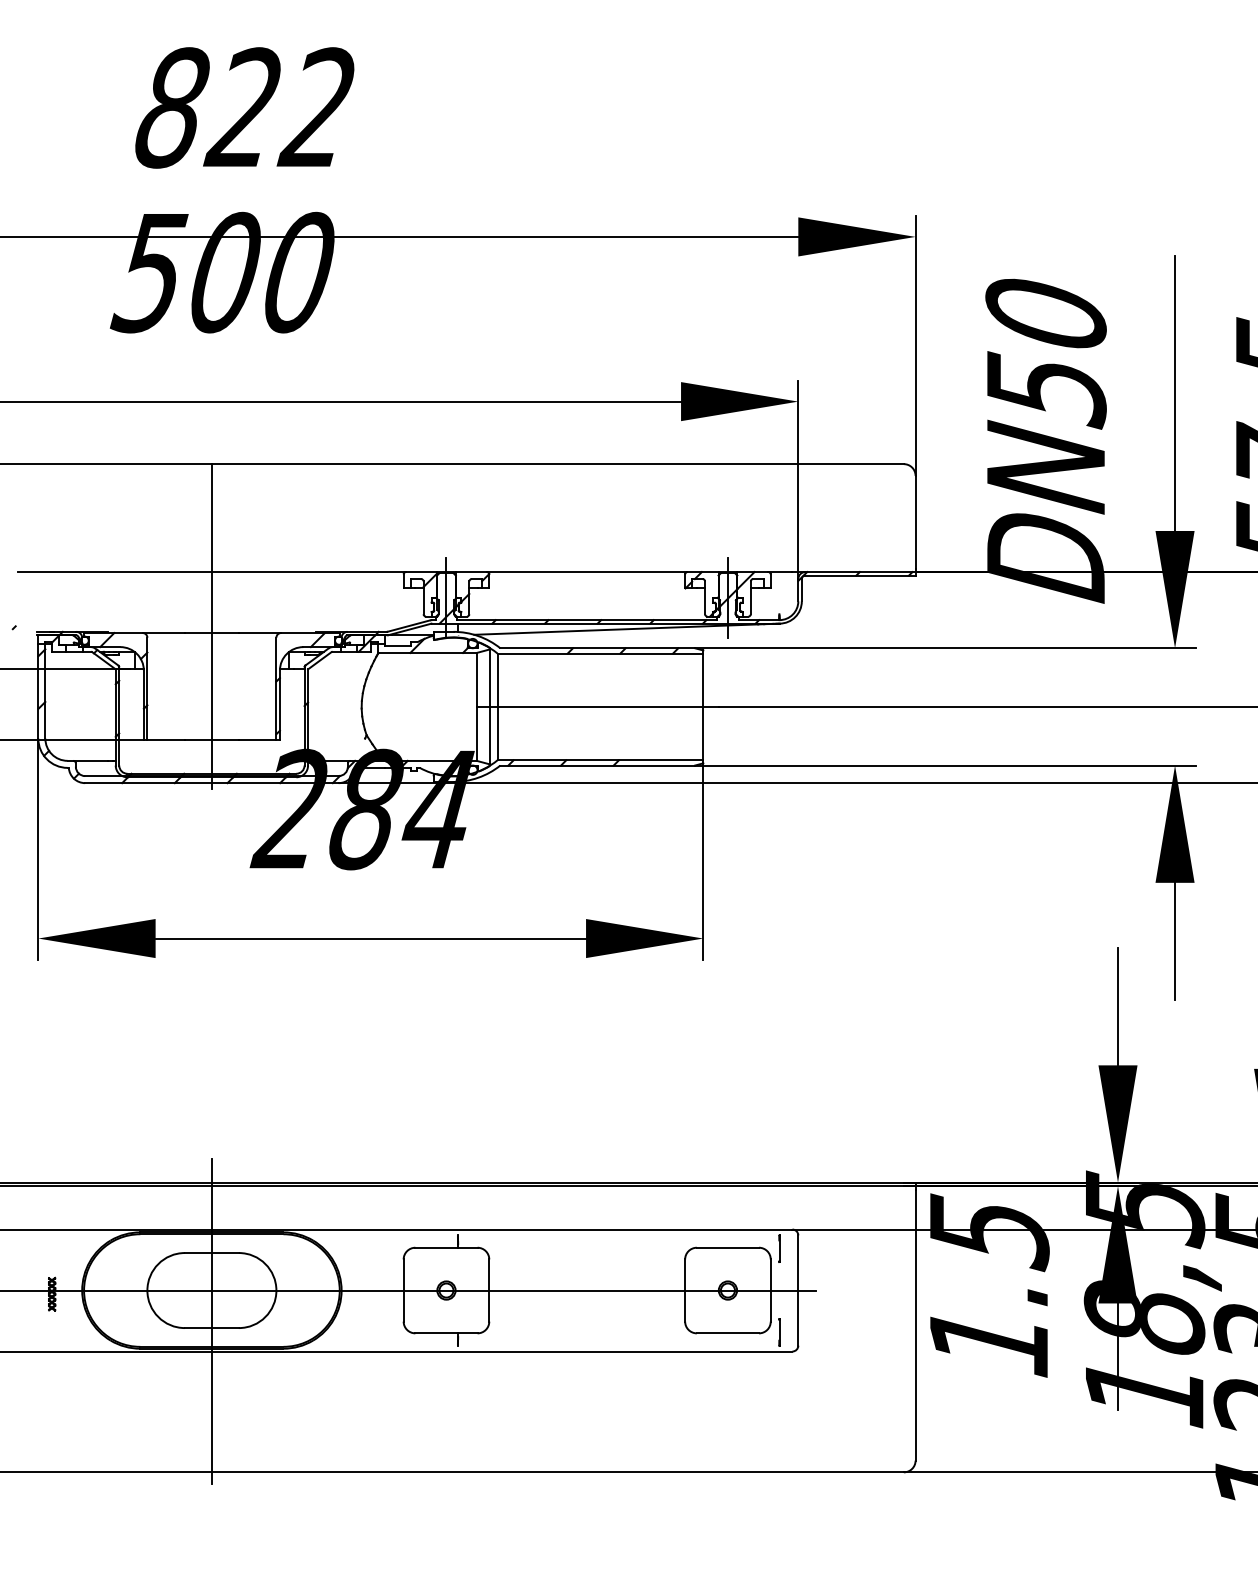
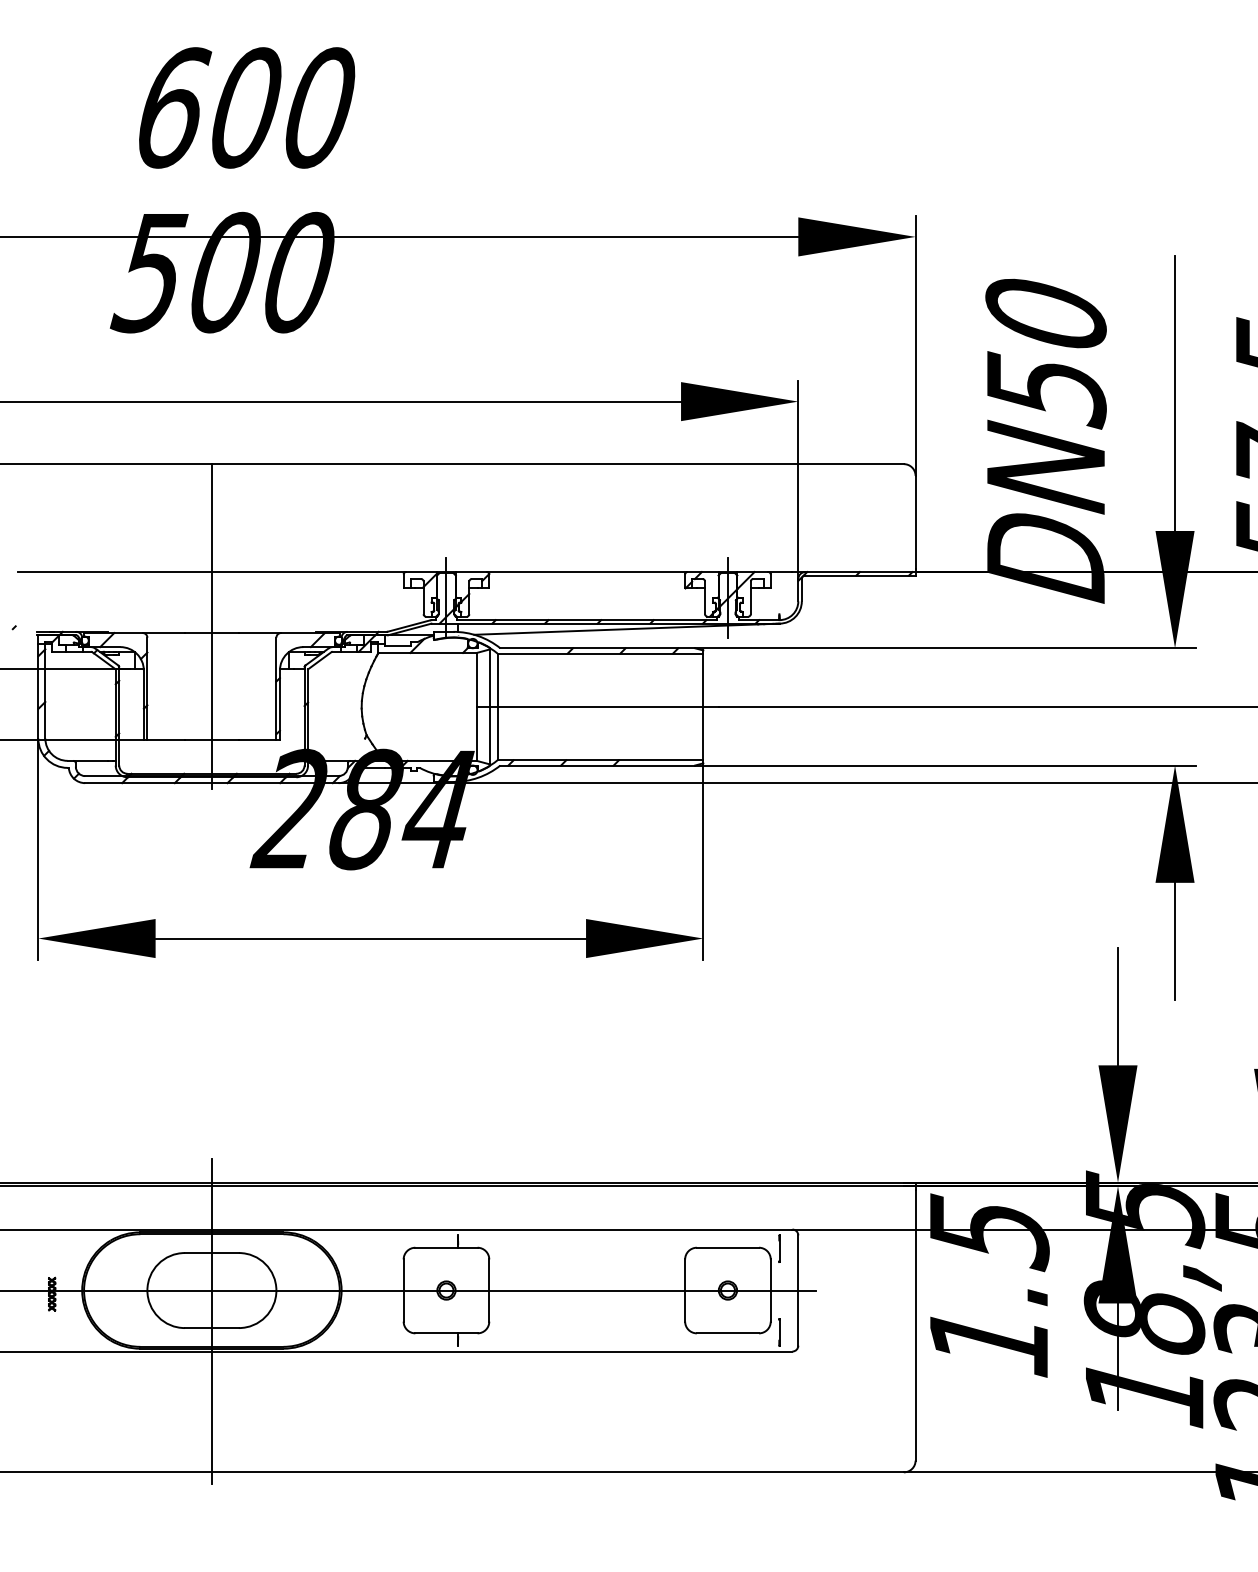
text: 822 -> 600 (245, 107)
